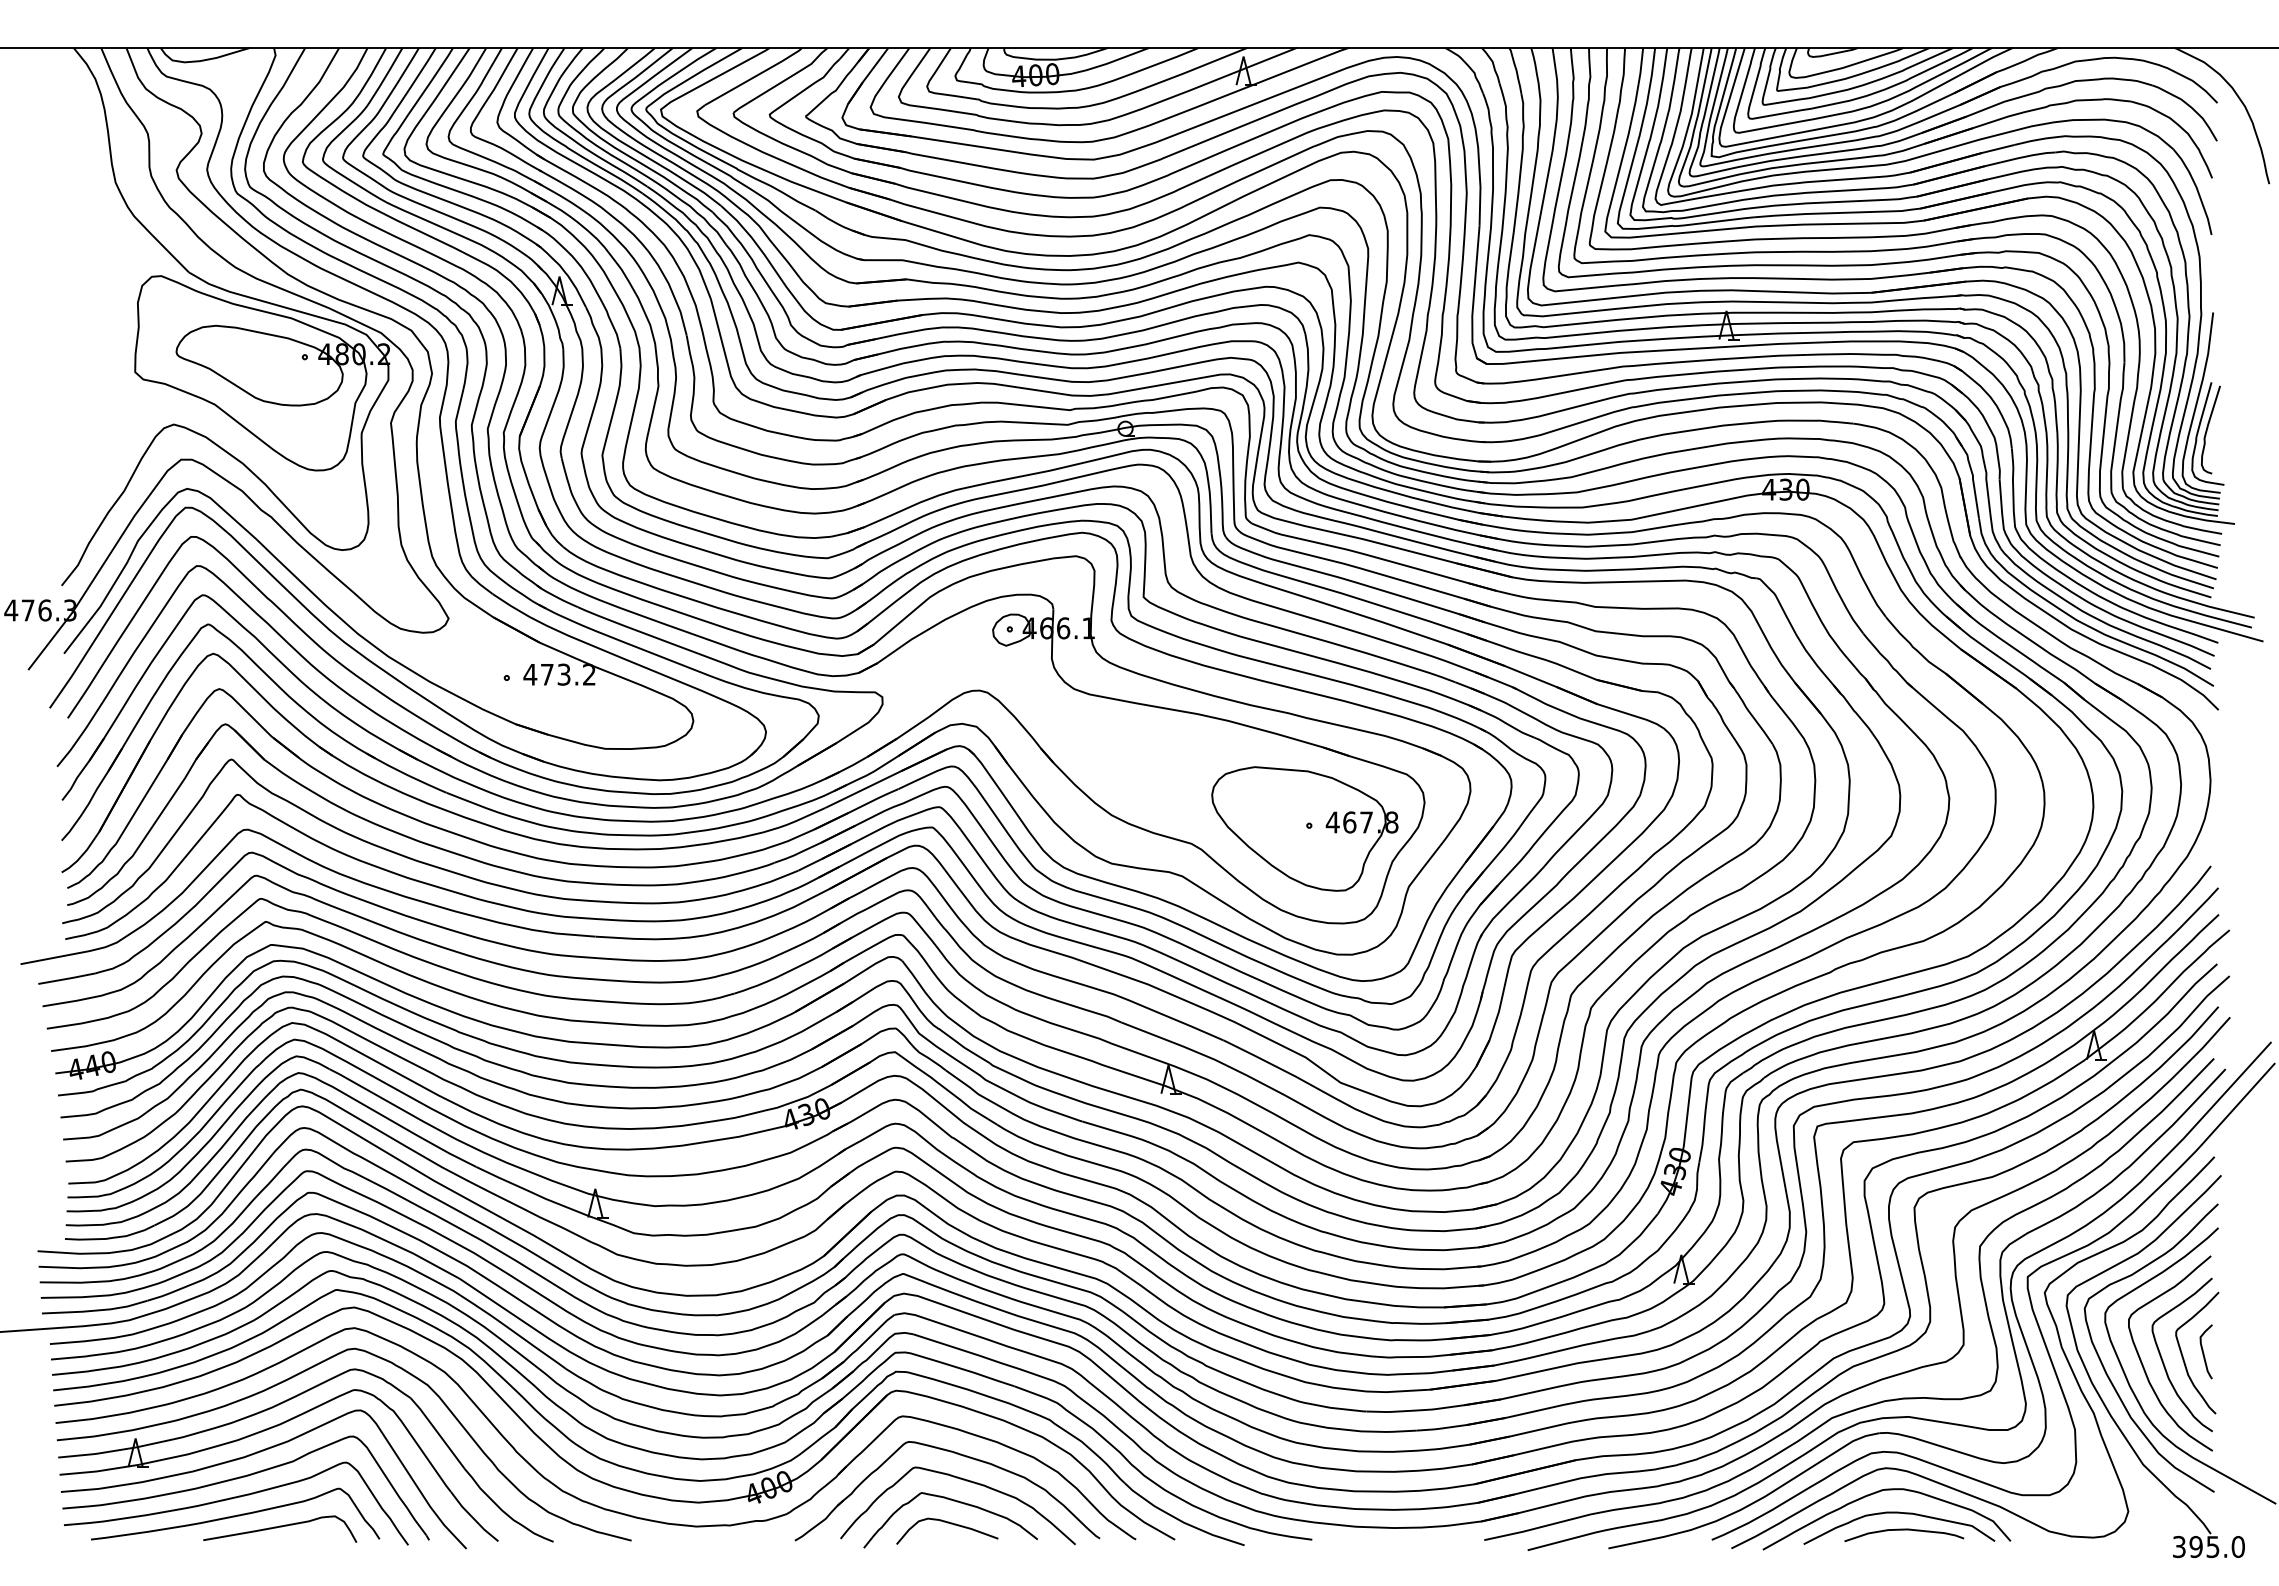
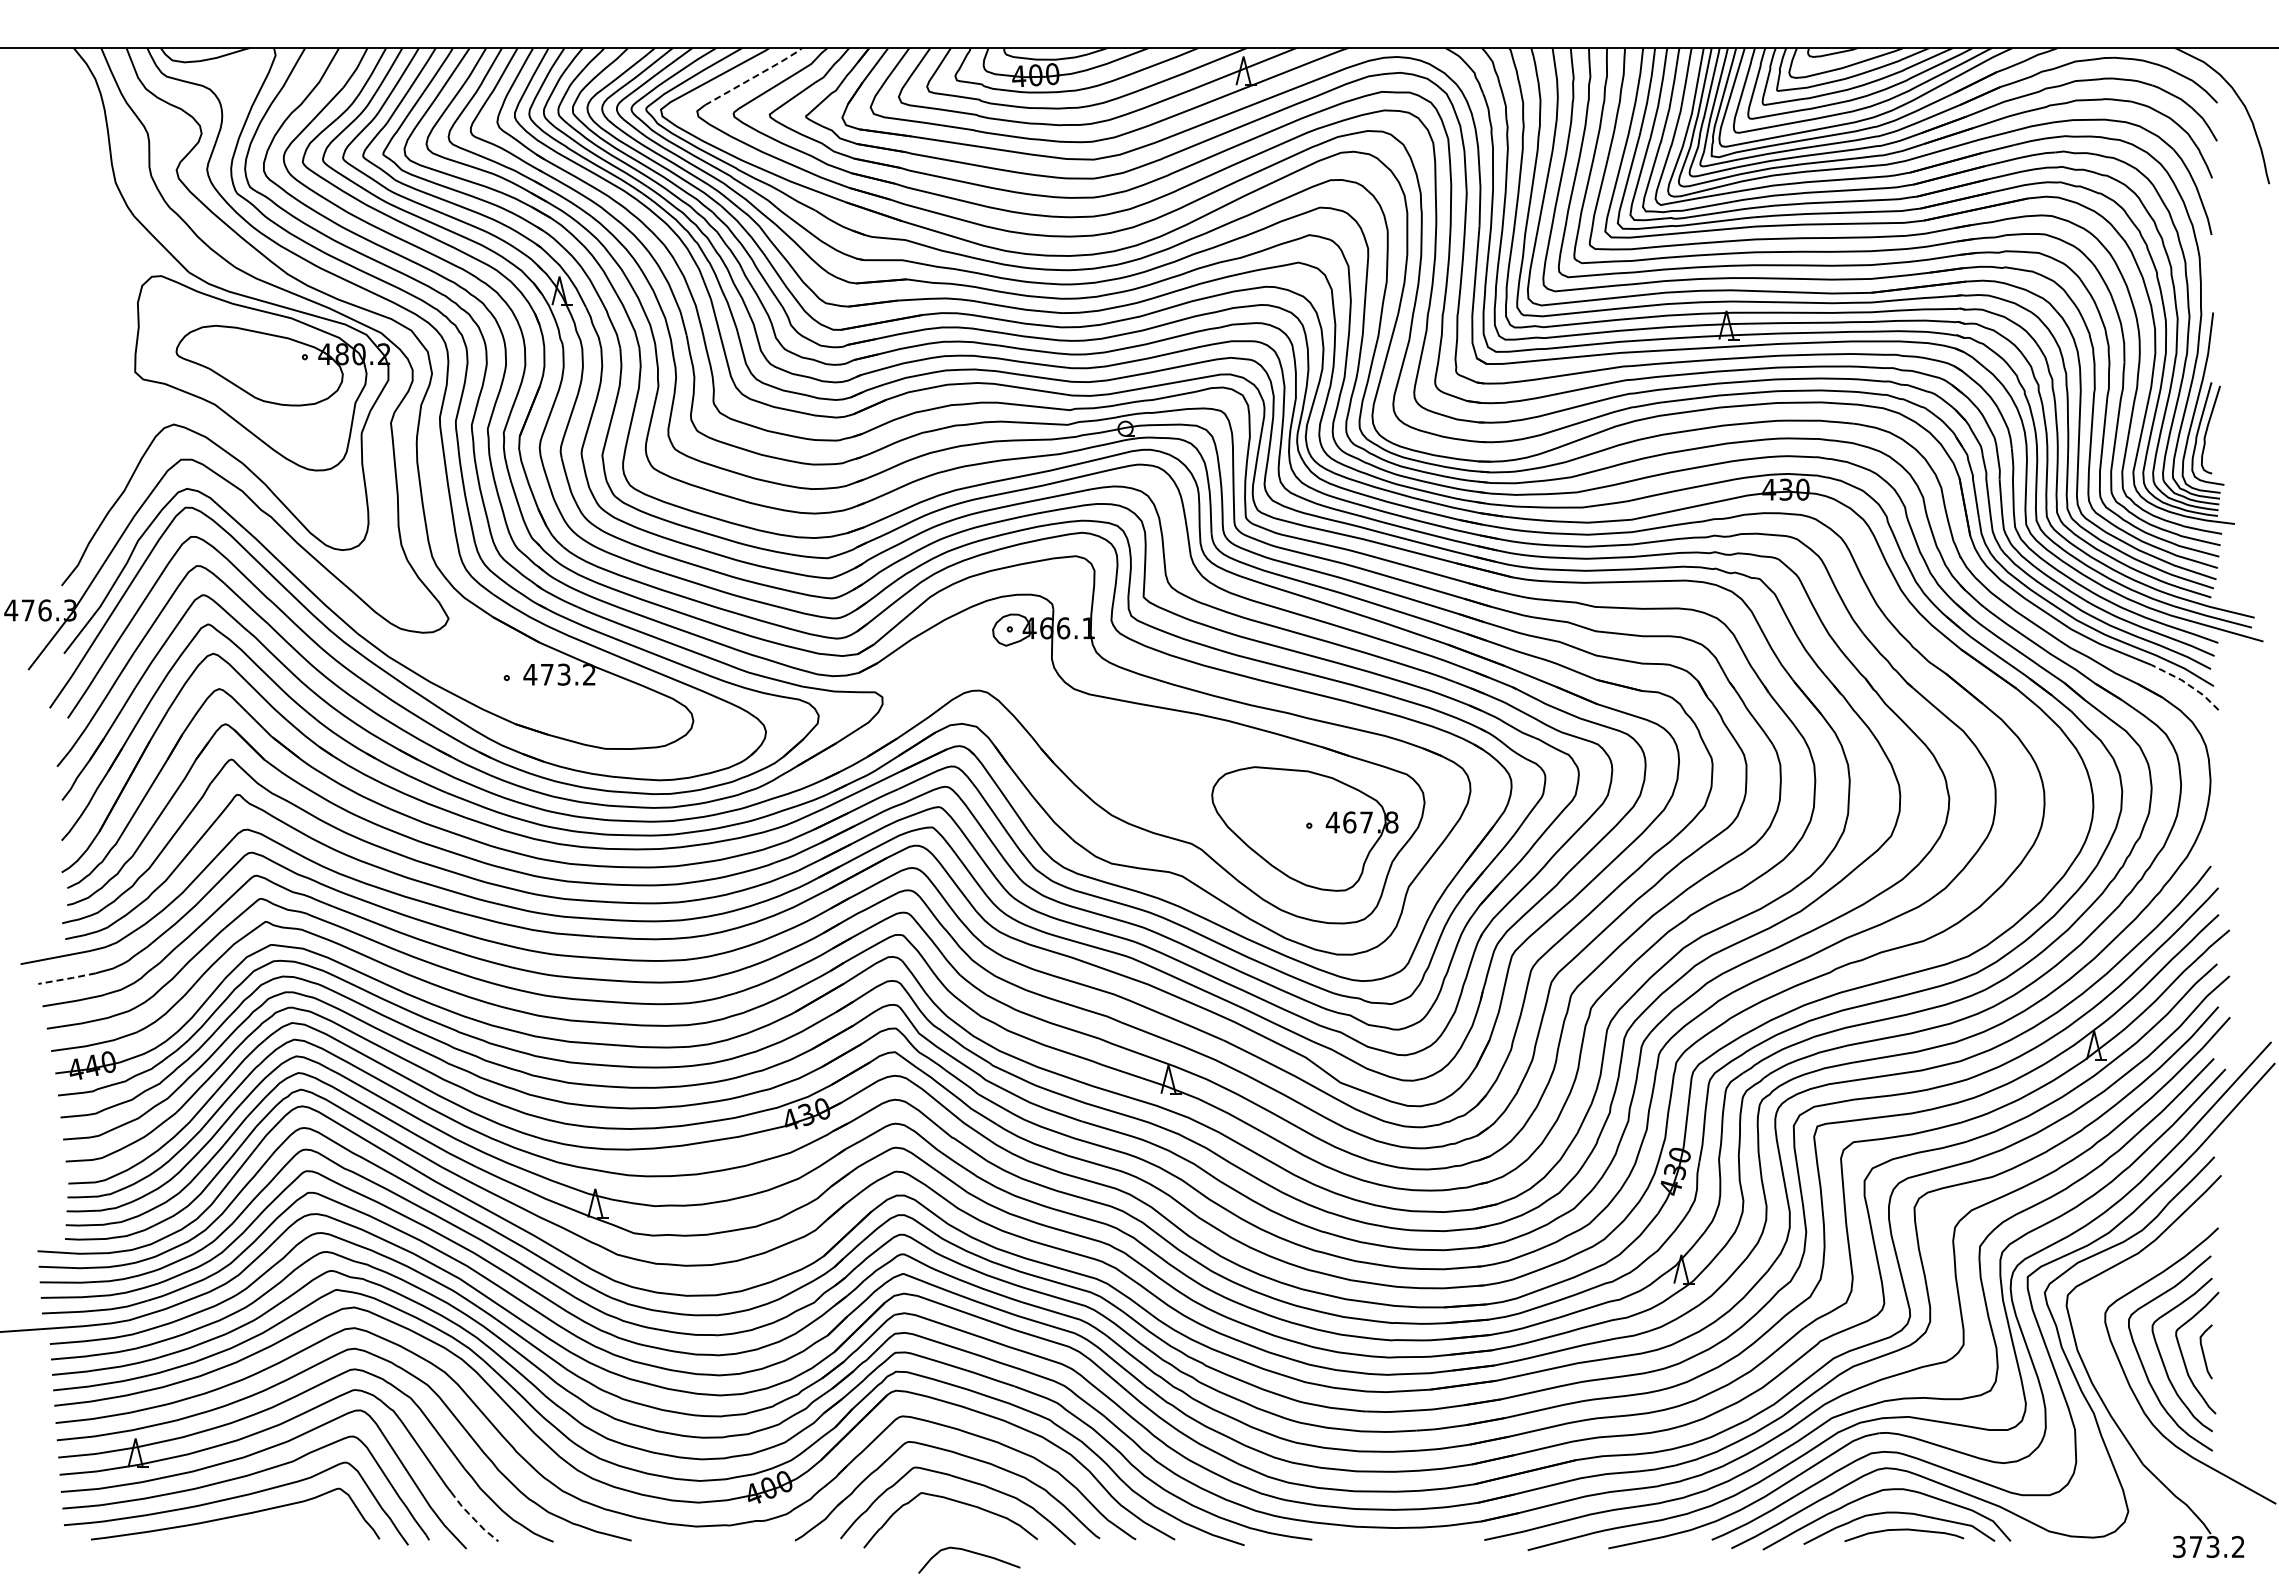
line: solid -> dashed (756, 76)
line: solid -> dashed (2187, 683)
line: solid -> dashed (67, 978)
curve: present -> none (2105, 1368)
line: solid -> dashed (473, 1518)
curve position: (950, 1524) -> (972, 1553) (972, 1553)
curve: present -> none (280, 1527)
text: 395.0 -> 373.2 (2216, 1546)
